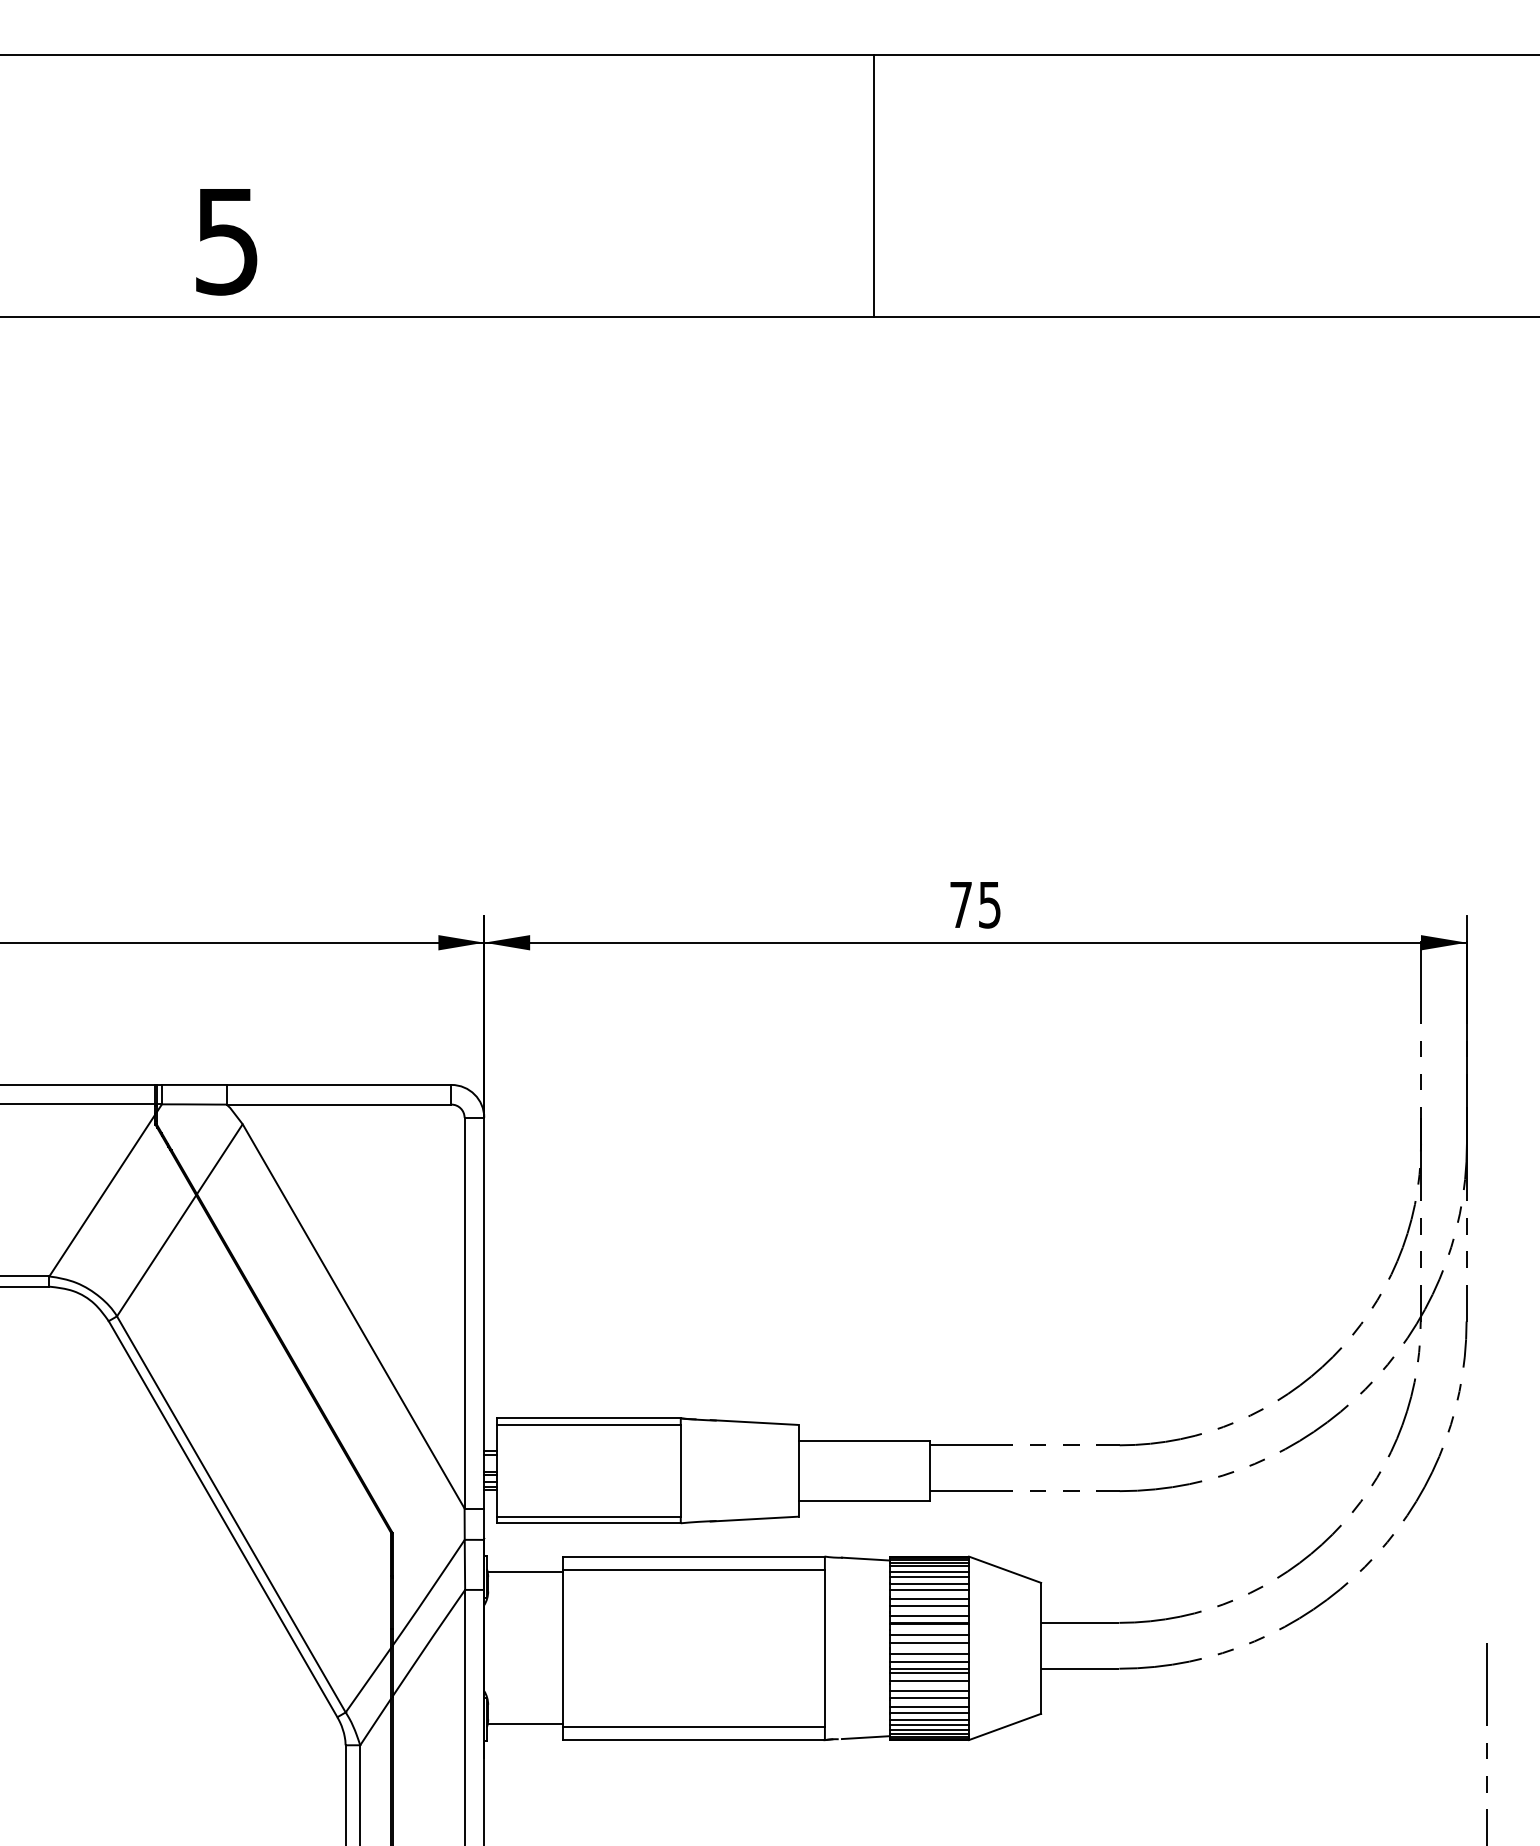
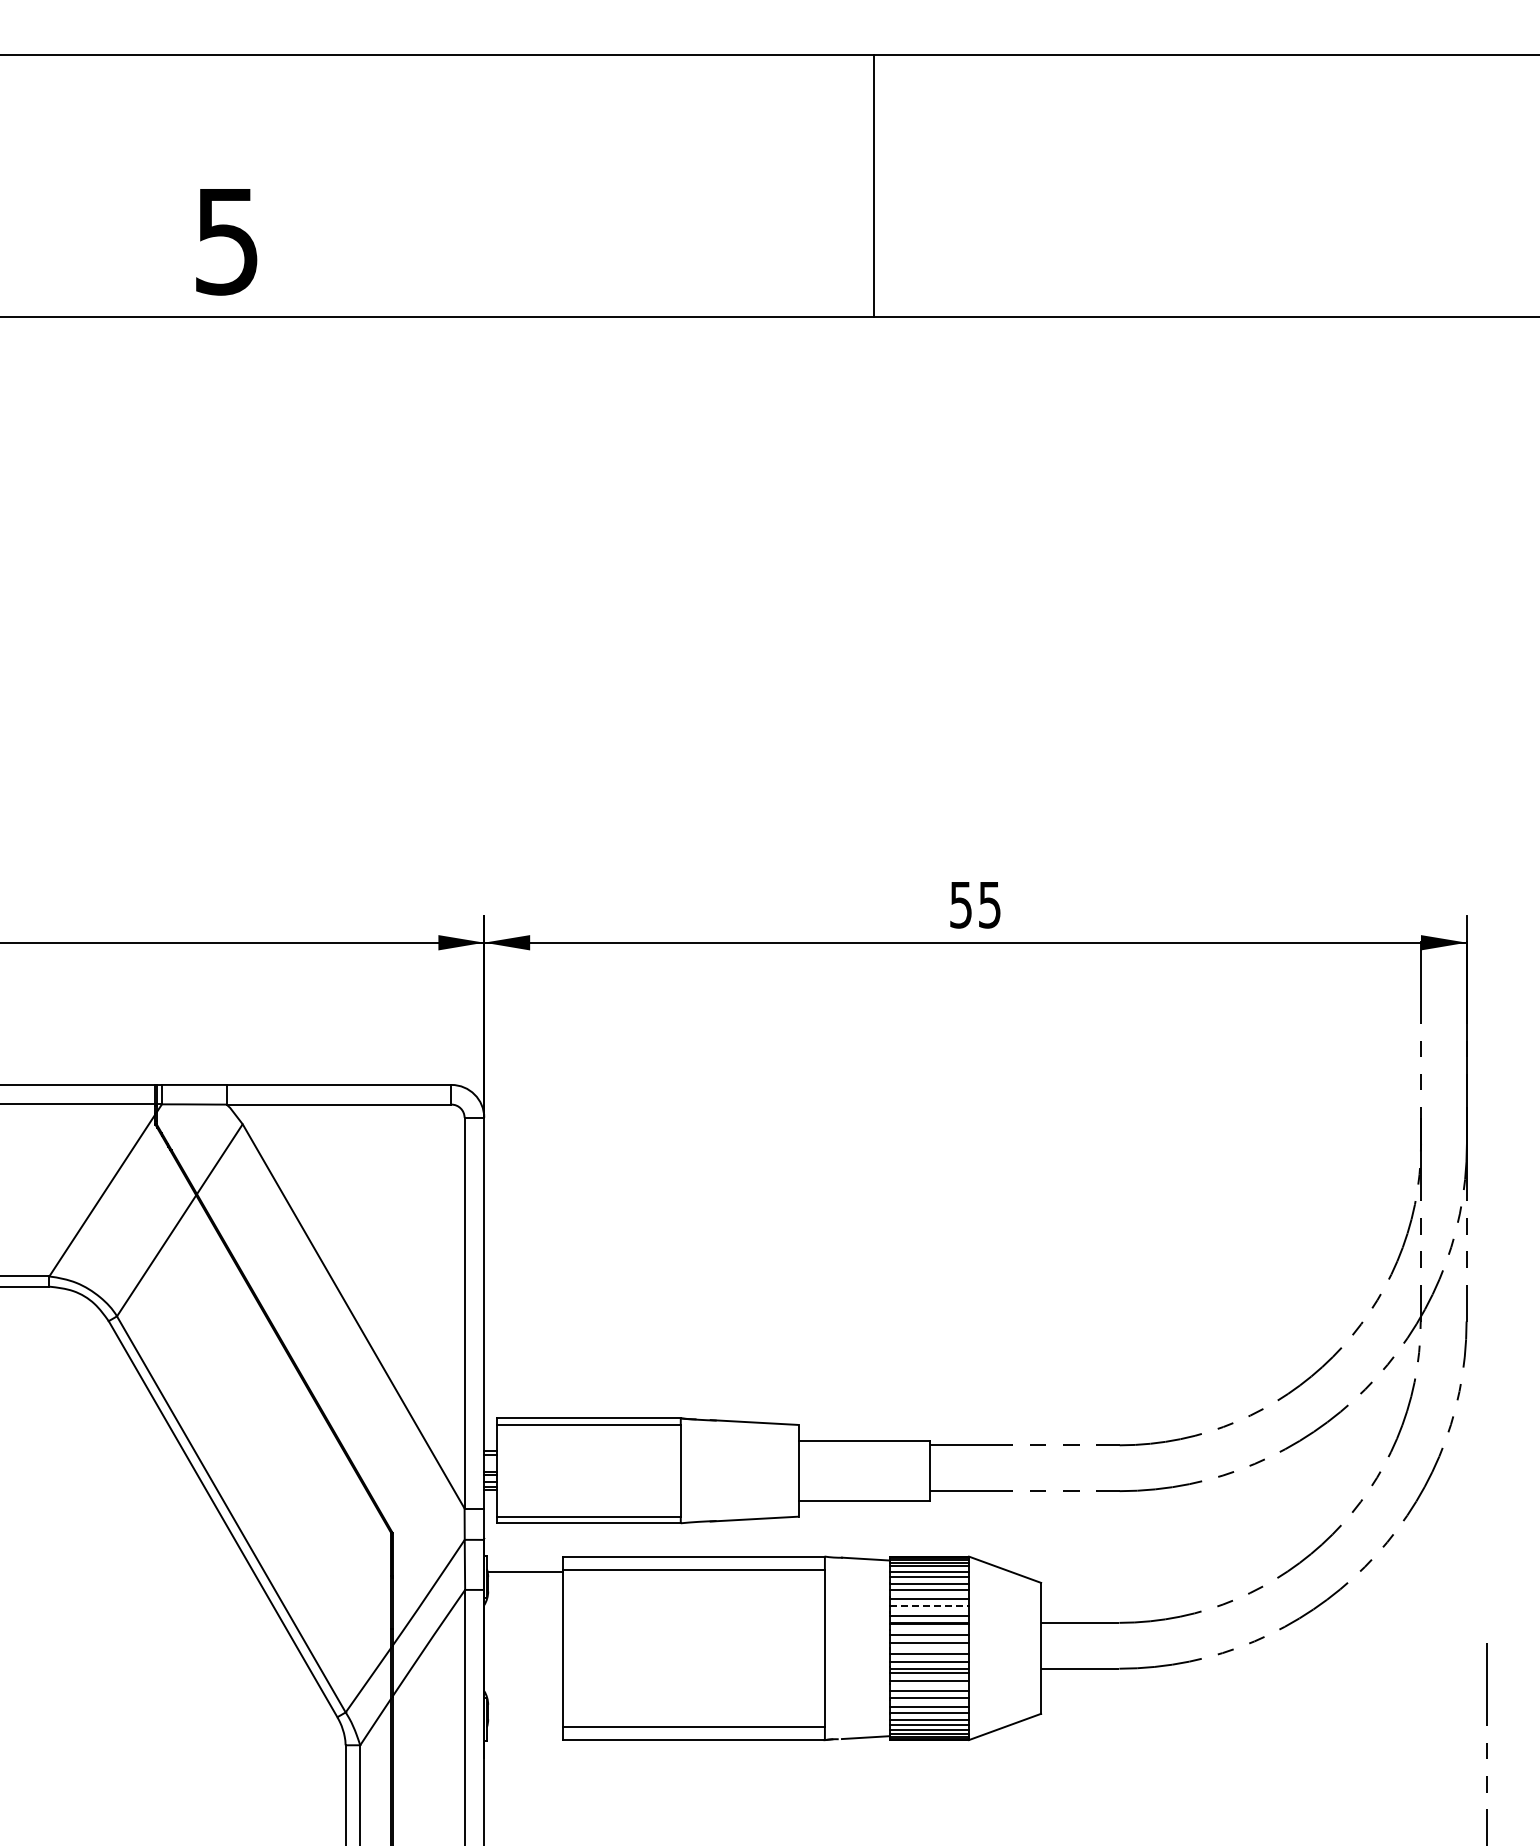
text: 75 -> 55 (960, 905)
line: solid -> dashed (930, 1606)
line: present -> none (524, 1724)
